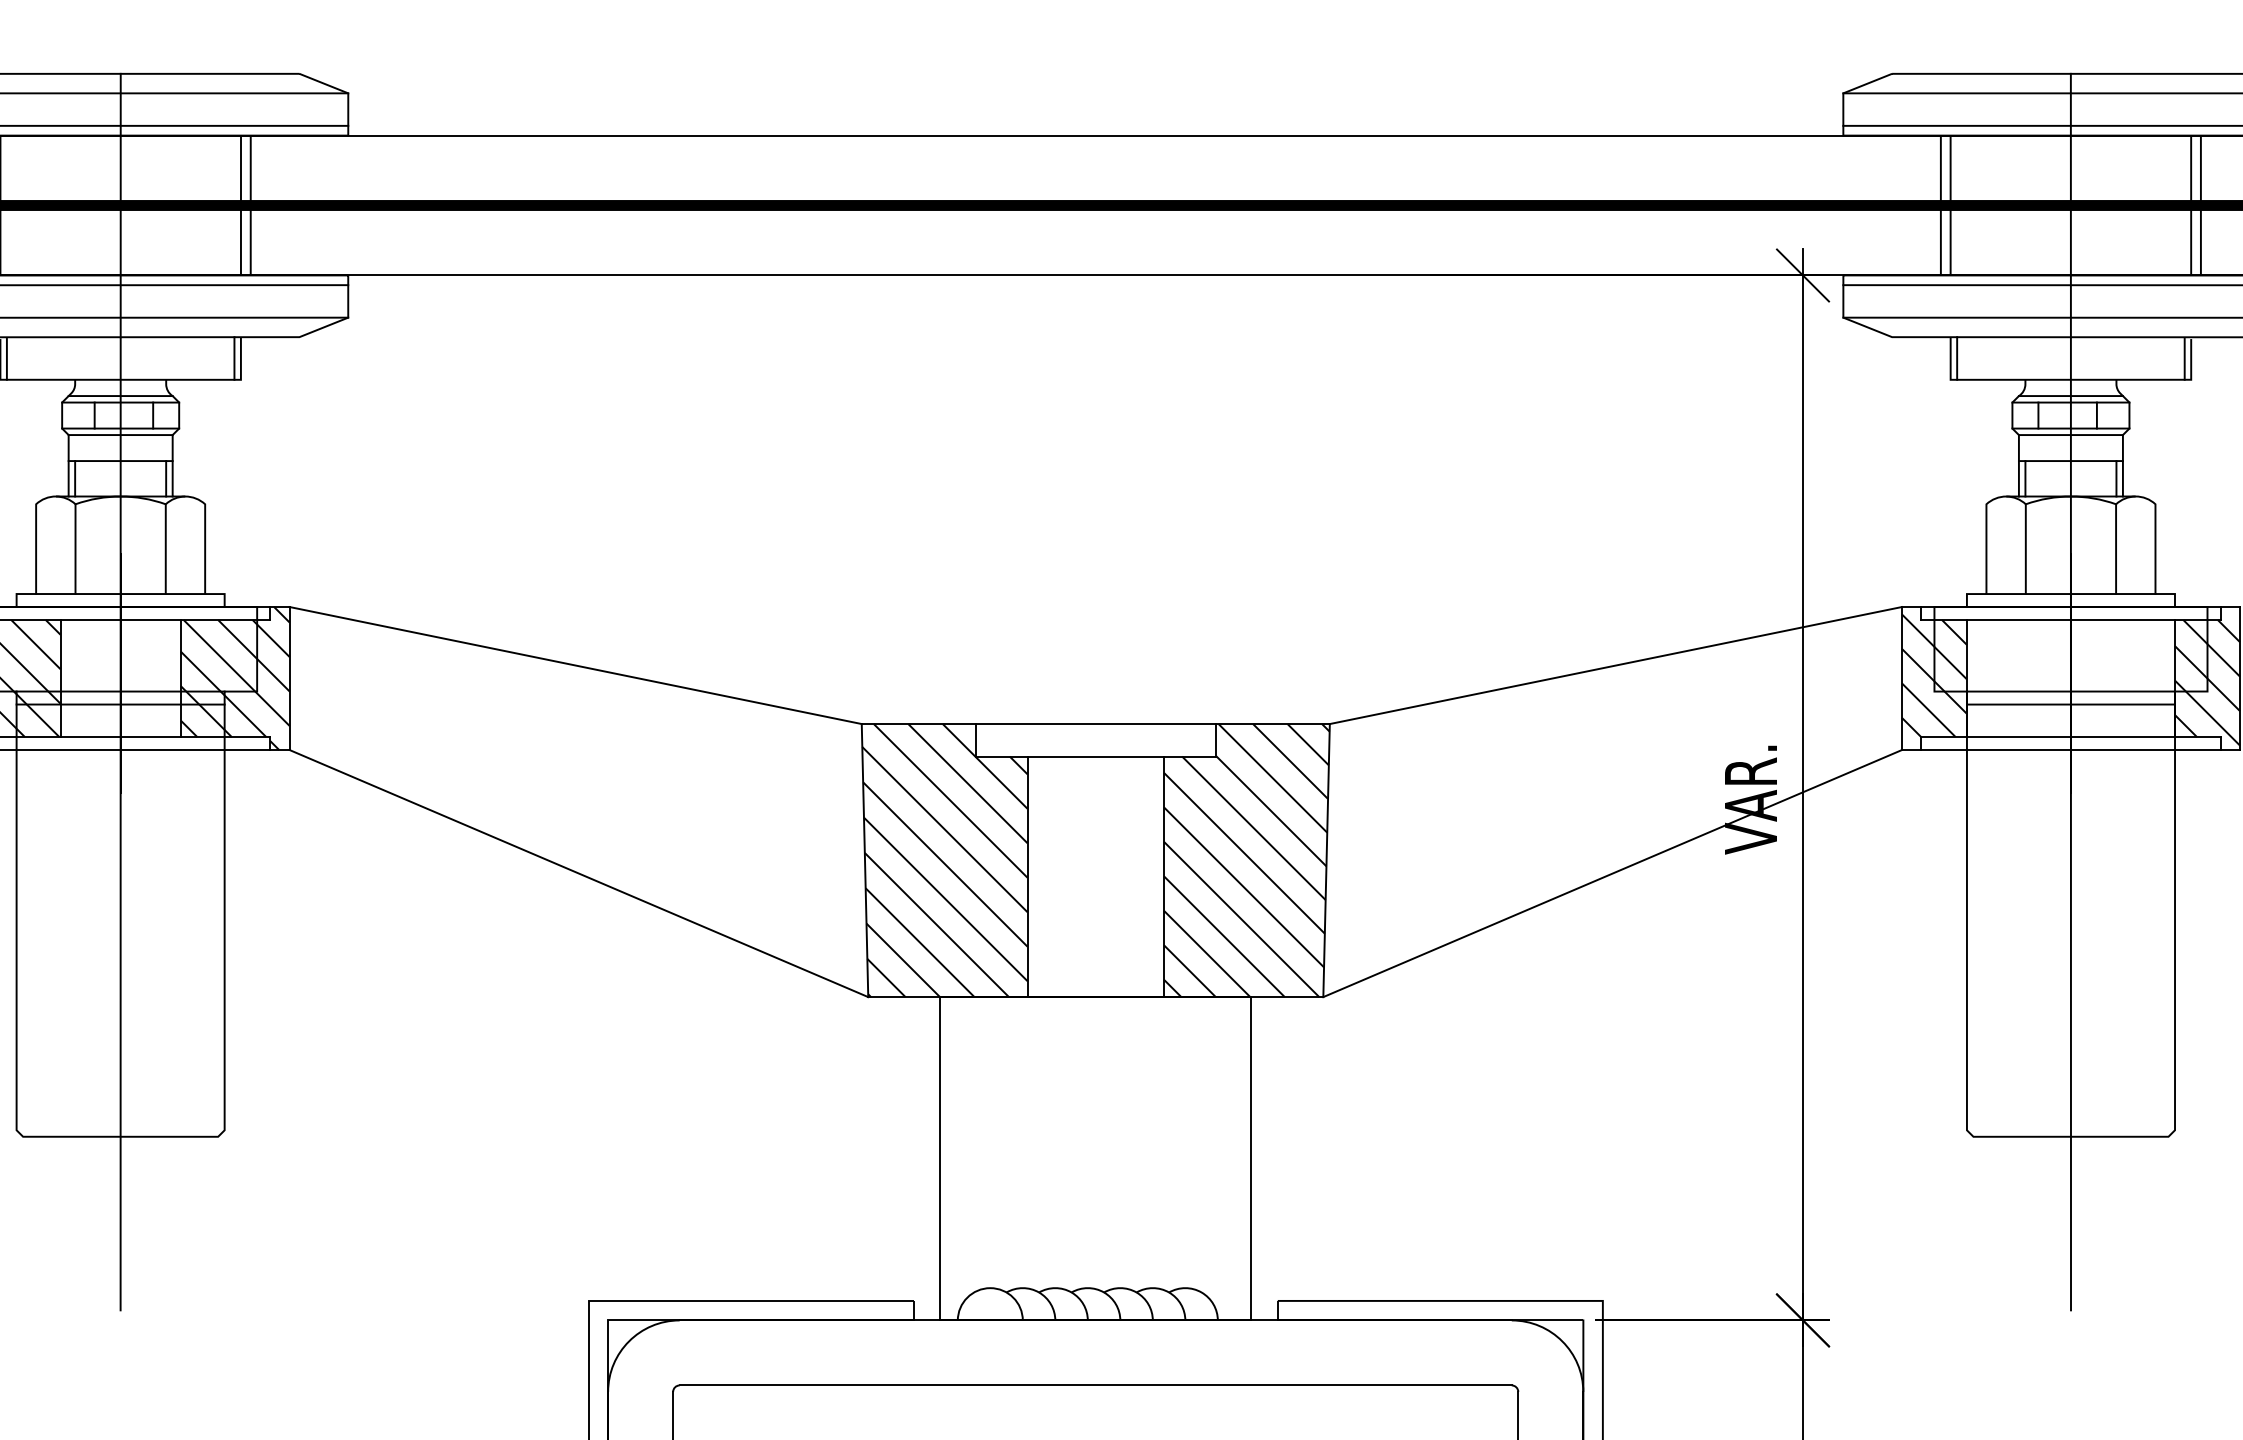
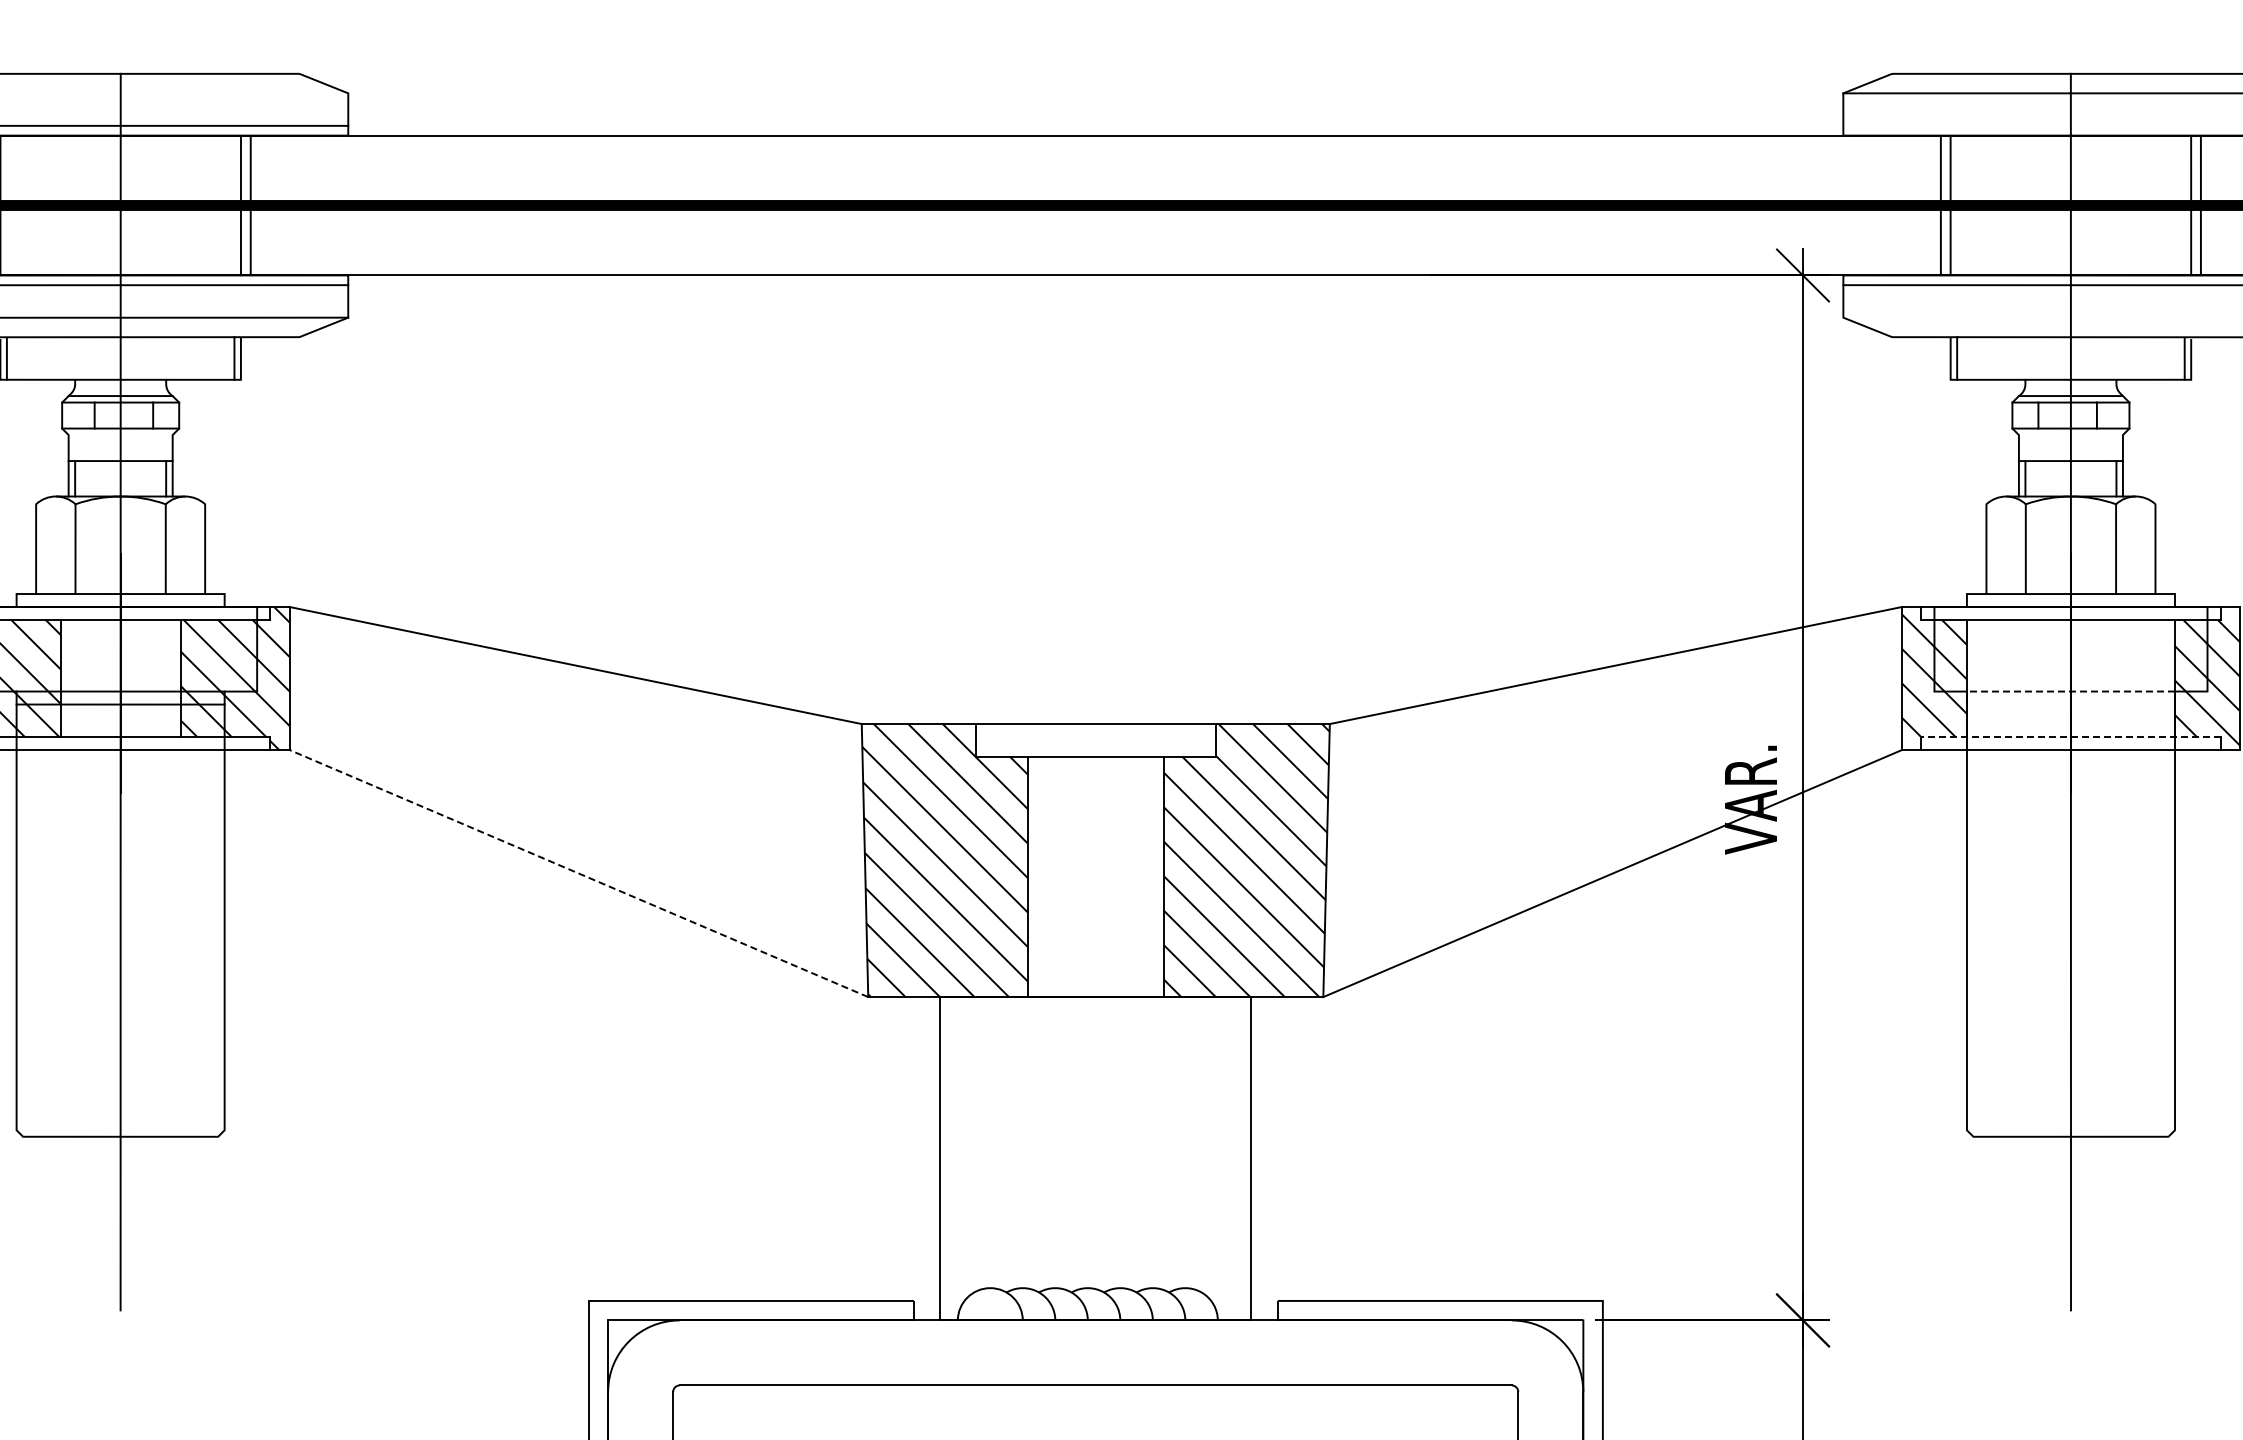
line: present -> none (175, 93)
line: present -> none (2041, 125)
line: present -> none (2041, 317)
line: present -> none (120, 435)
line: present -> none (2070, 435)
line: solid -> dashed (2070, 691)
line: present -> none (2070, 704)
line: solid -> dashed (2070, 737)
line: solid -> dashed (578, 873)
